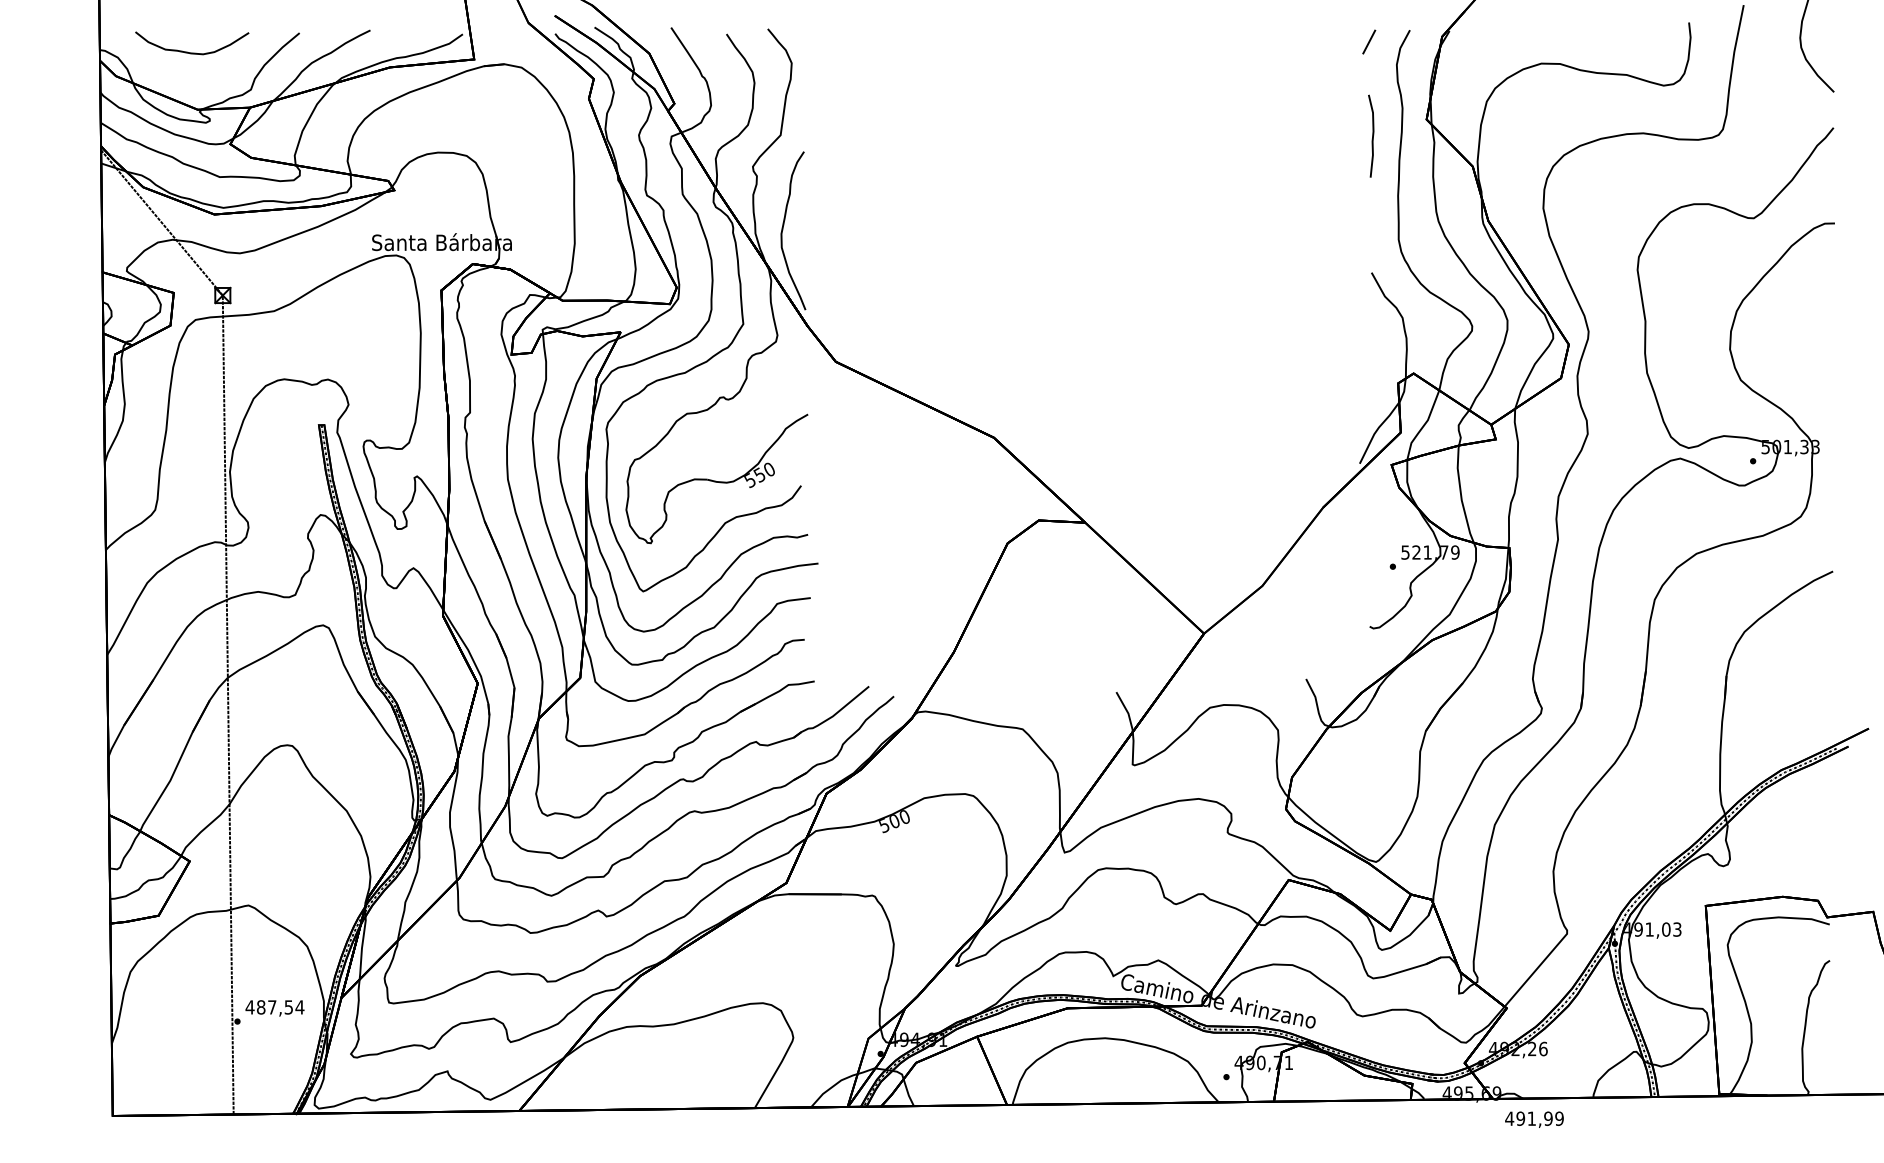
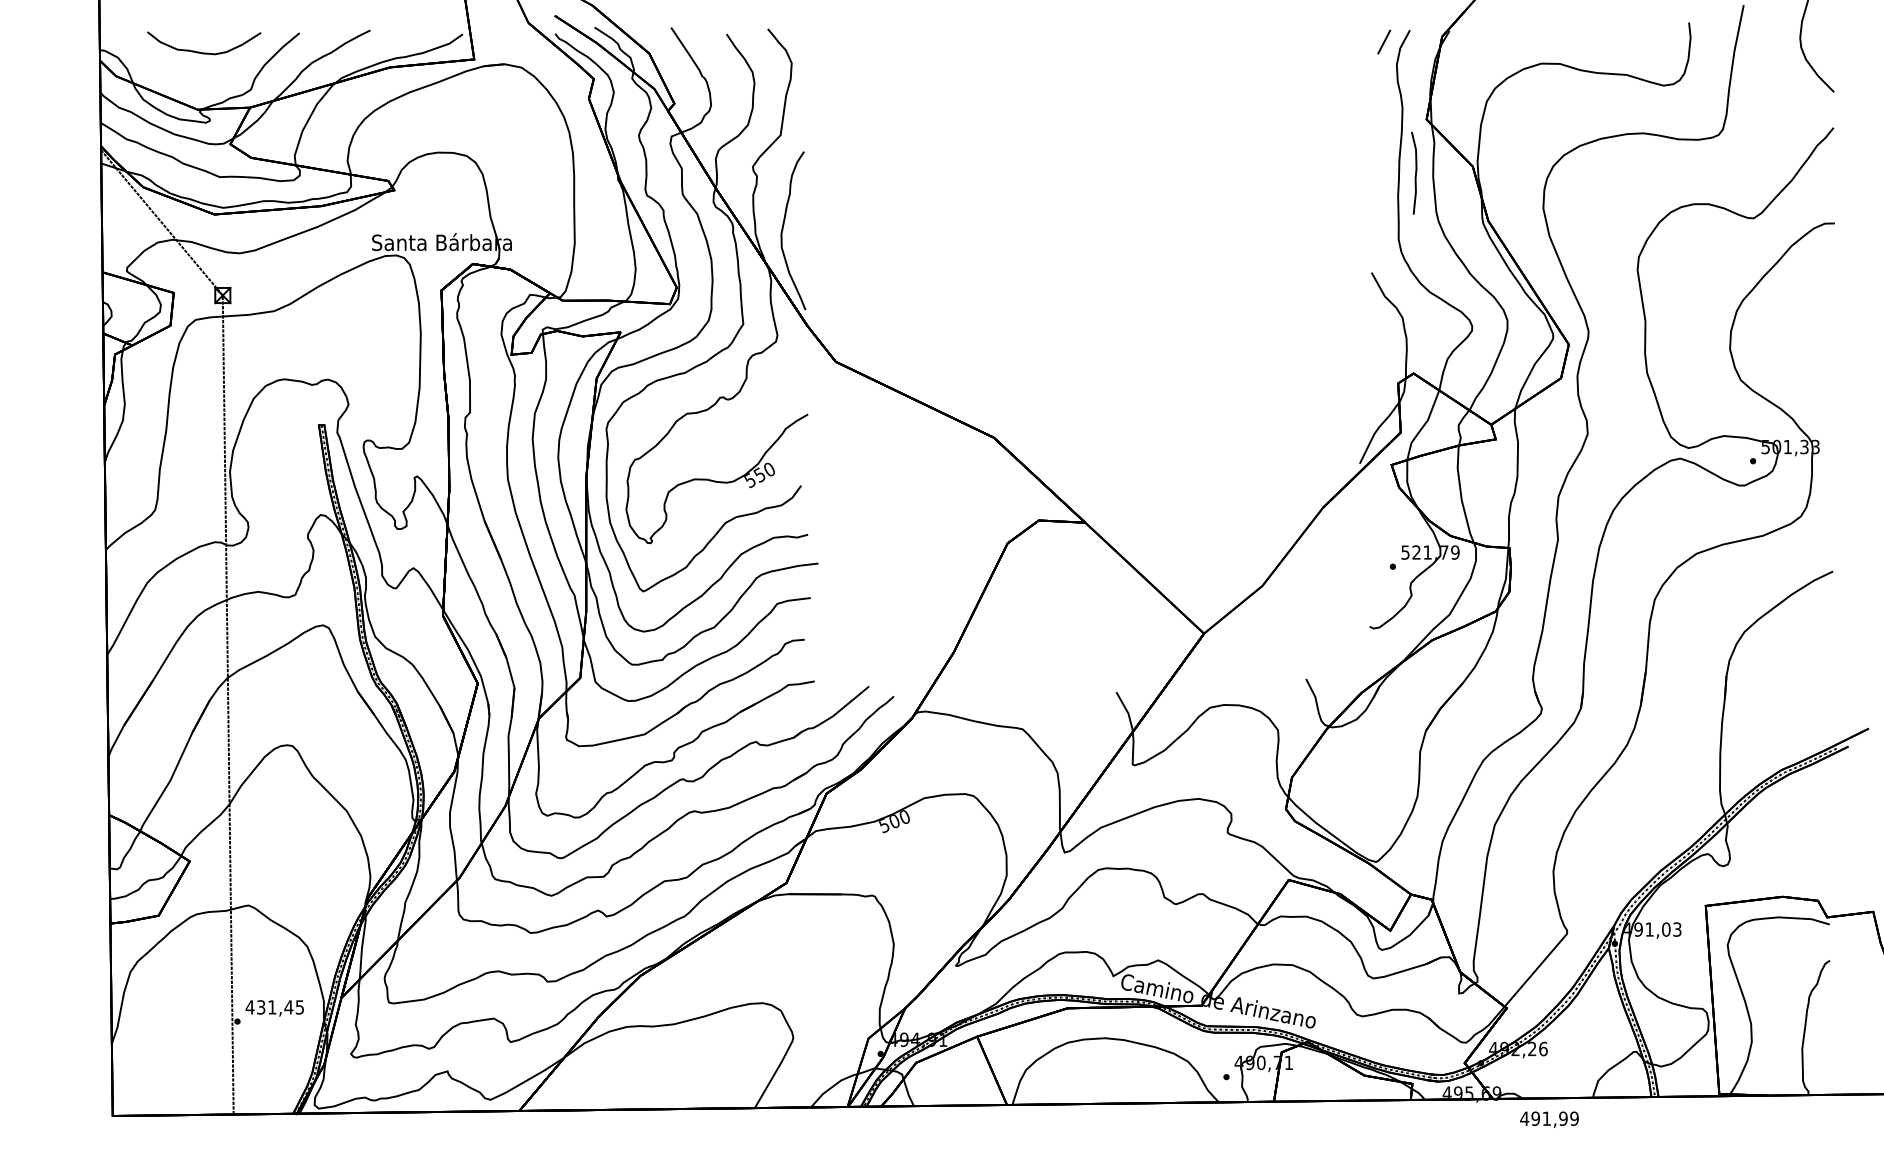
line position: (1369, 41) -> (1384, 41) (1384, 41)
curve position: (192, 52) -> (204, 52) (204, 52)
curve position: (1372, 135) -> (1415, 172) (1415, 172)
text: 487,54 -> 431,45 (280, 1007)
text position: (1534, 1119) -> (1549, 1119) (1549, 1119)
